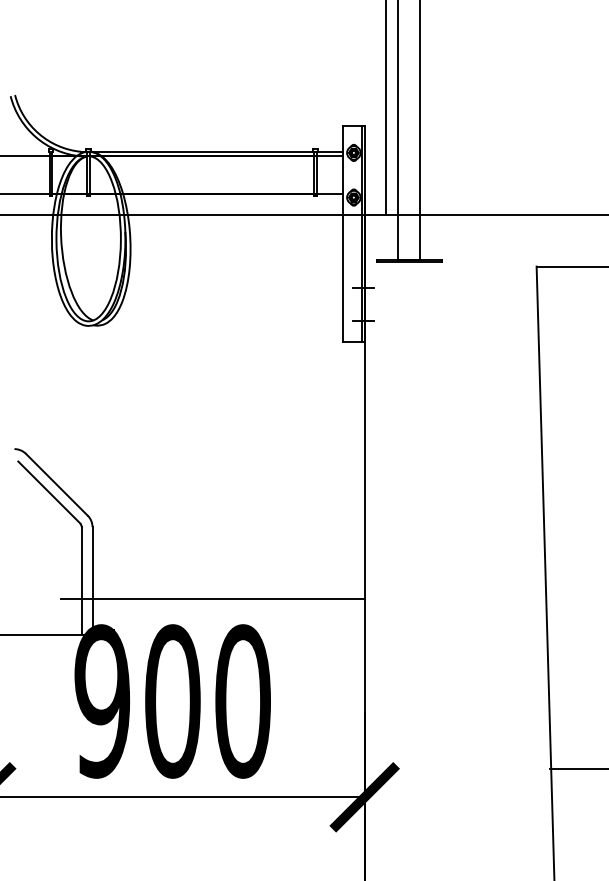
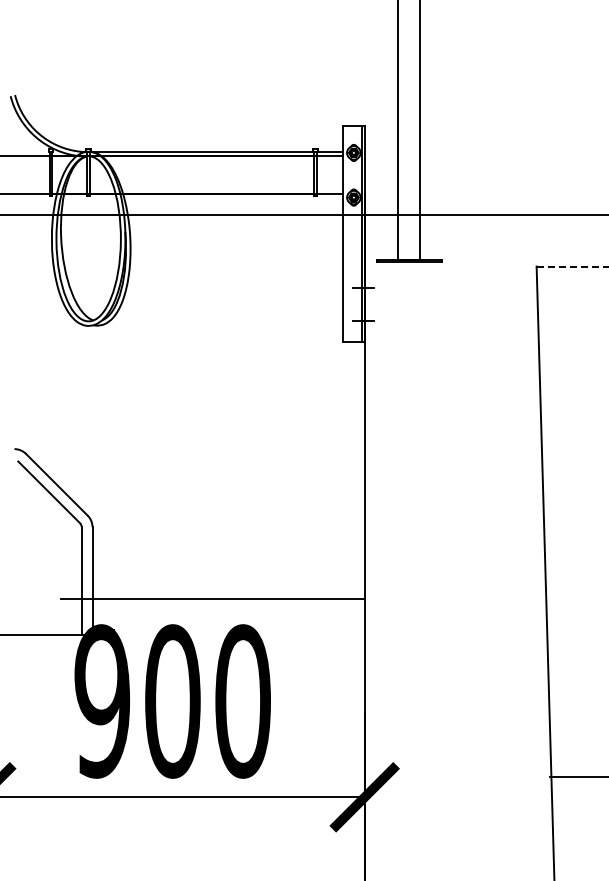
line: present -> none (386, 108)
line: solid -> dashed (572, 266)
line position: (577, 769) -> (577, 777) (577, 777)
